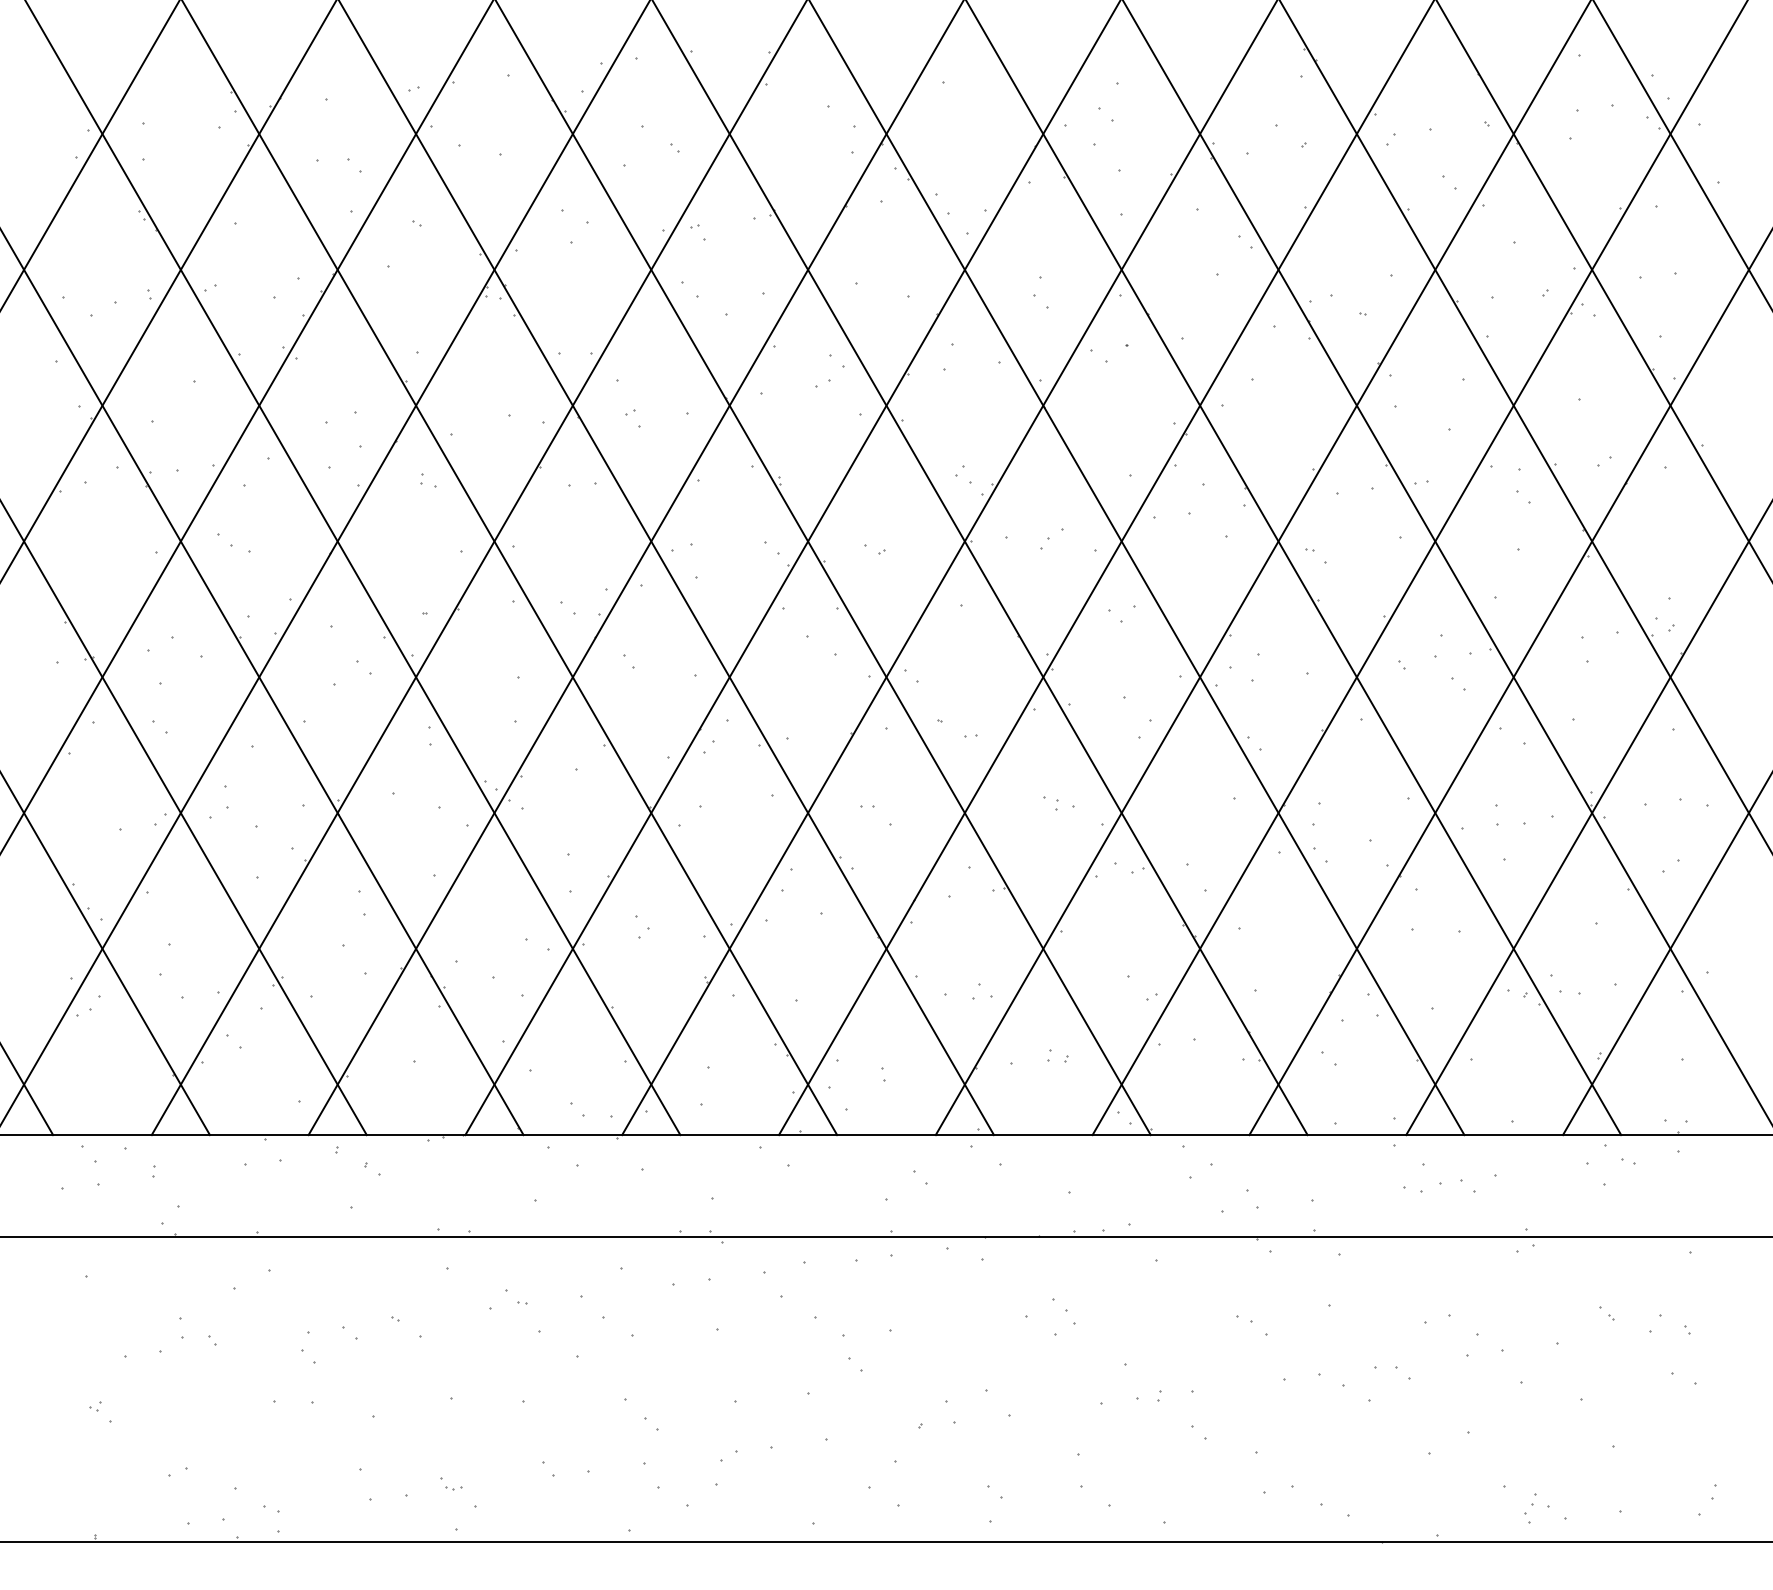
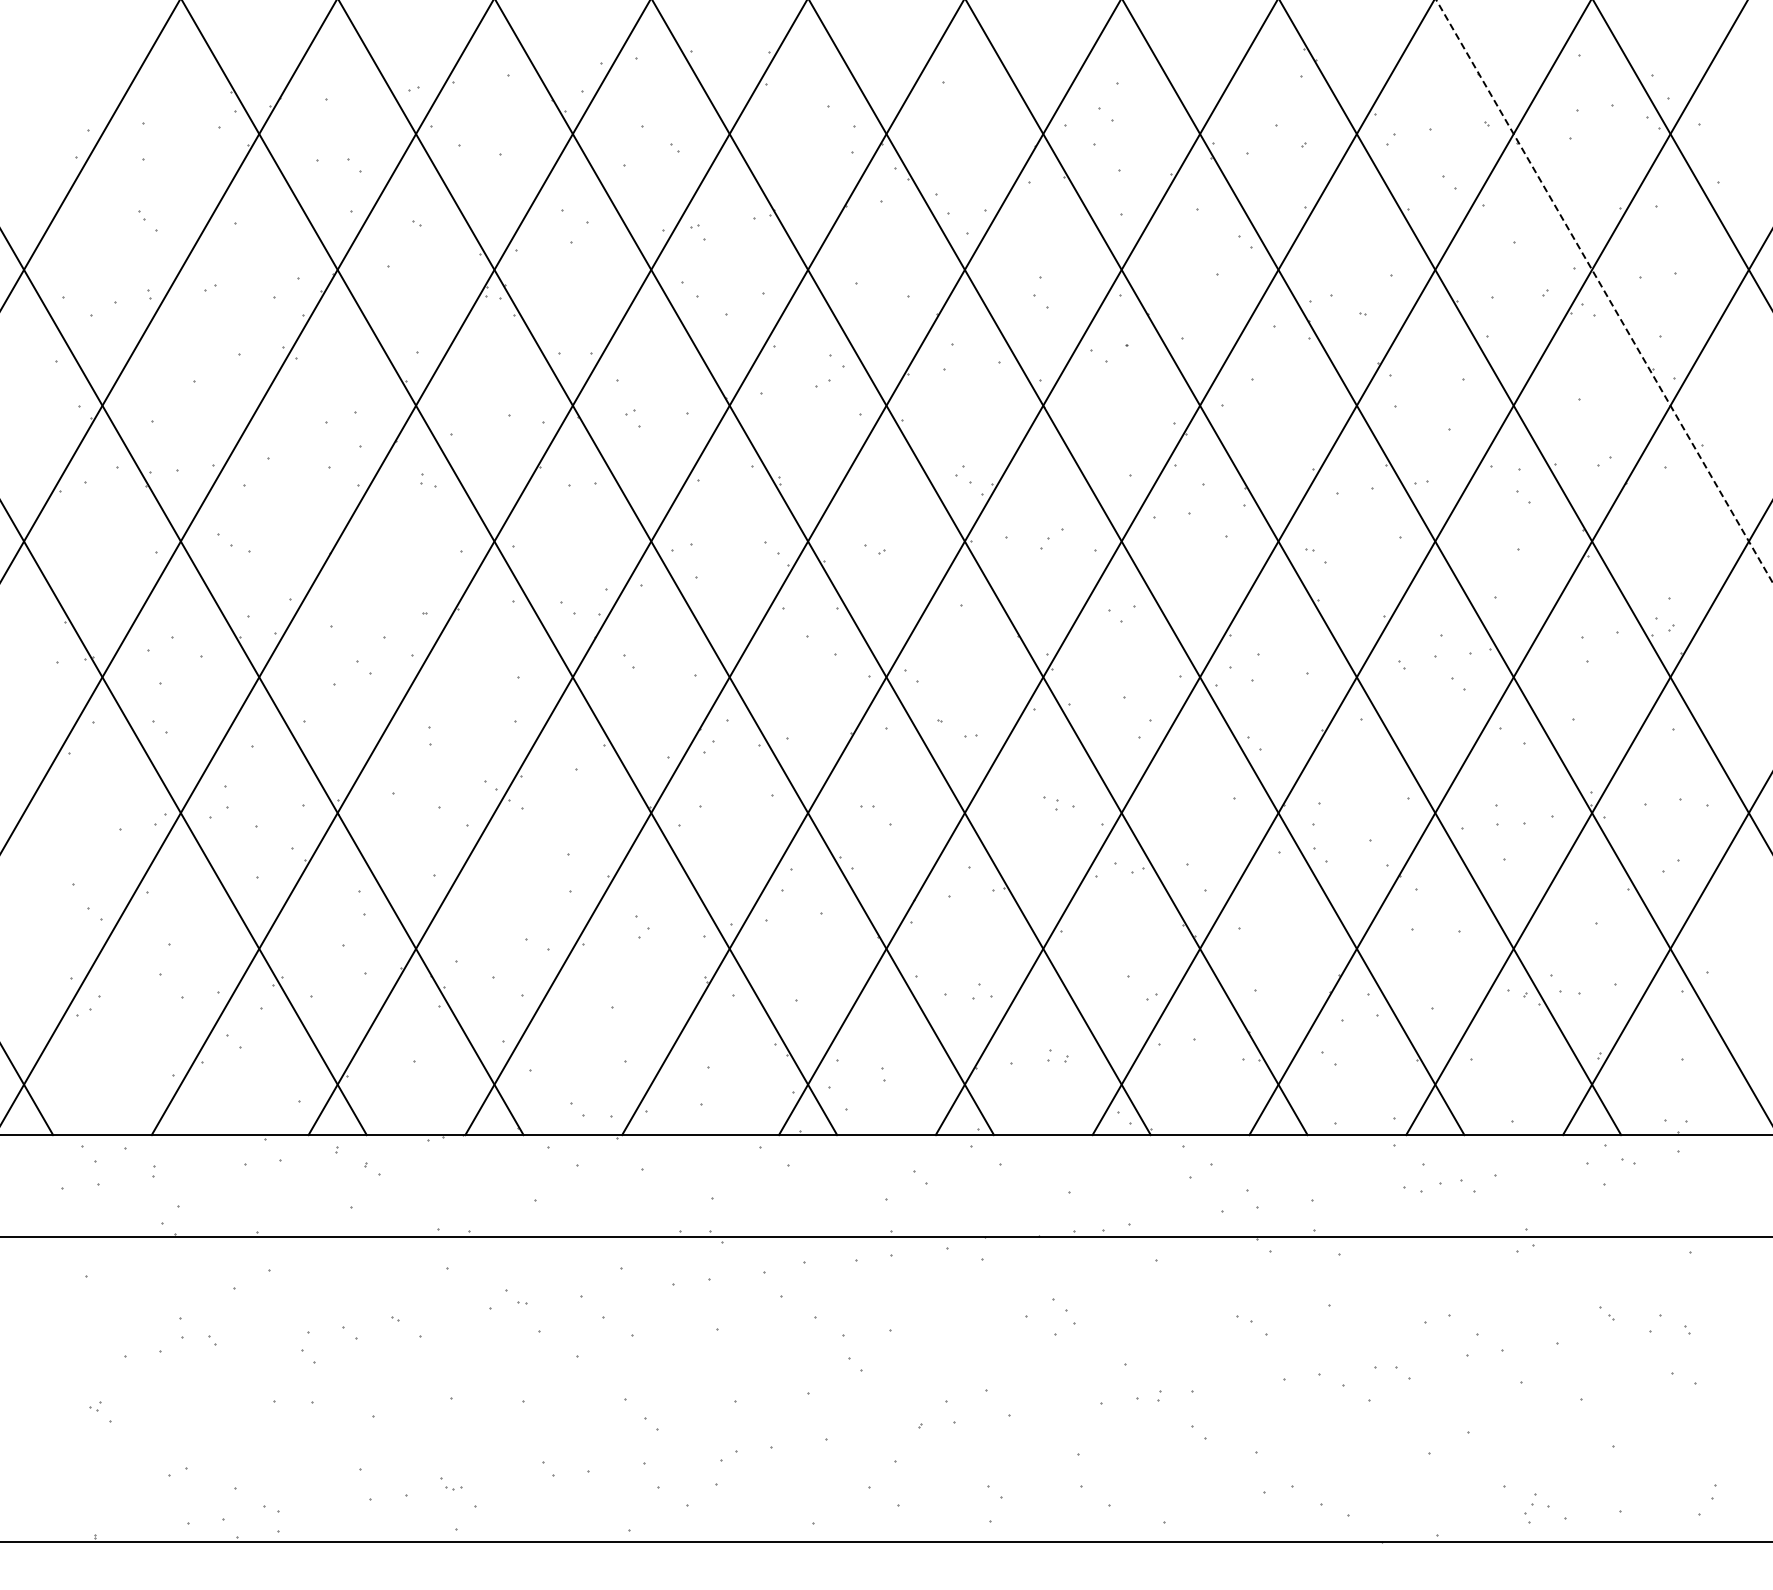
line: solid -> dashed (1604, 291)
line: present -> none (353, 568)
line: present -> none (105, 955)
